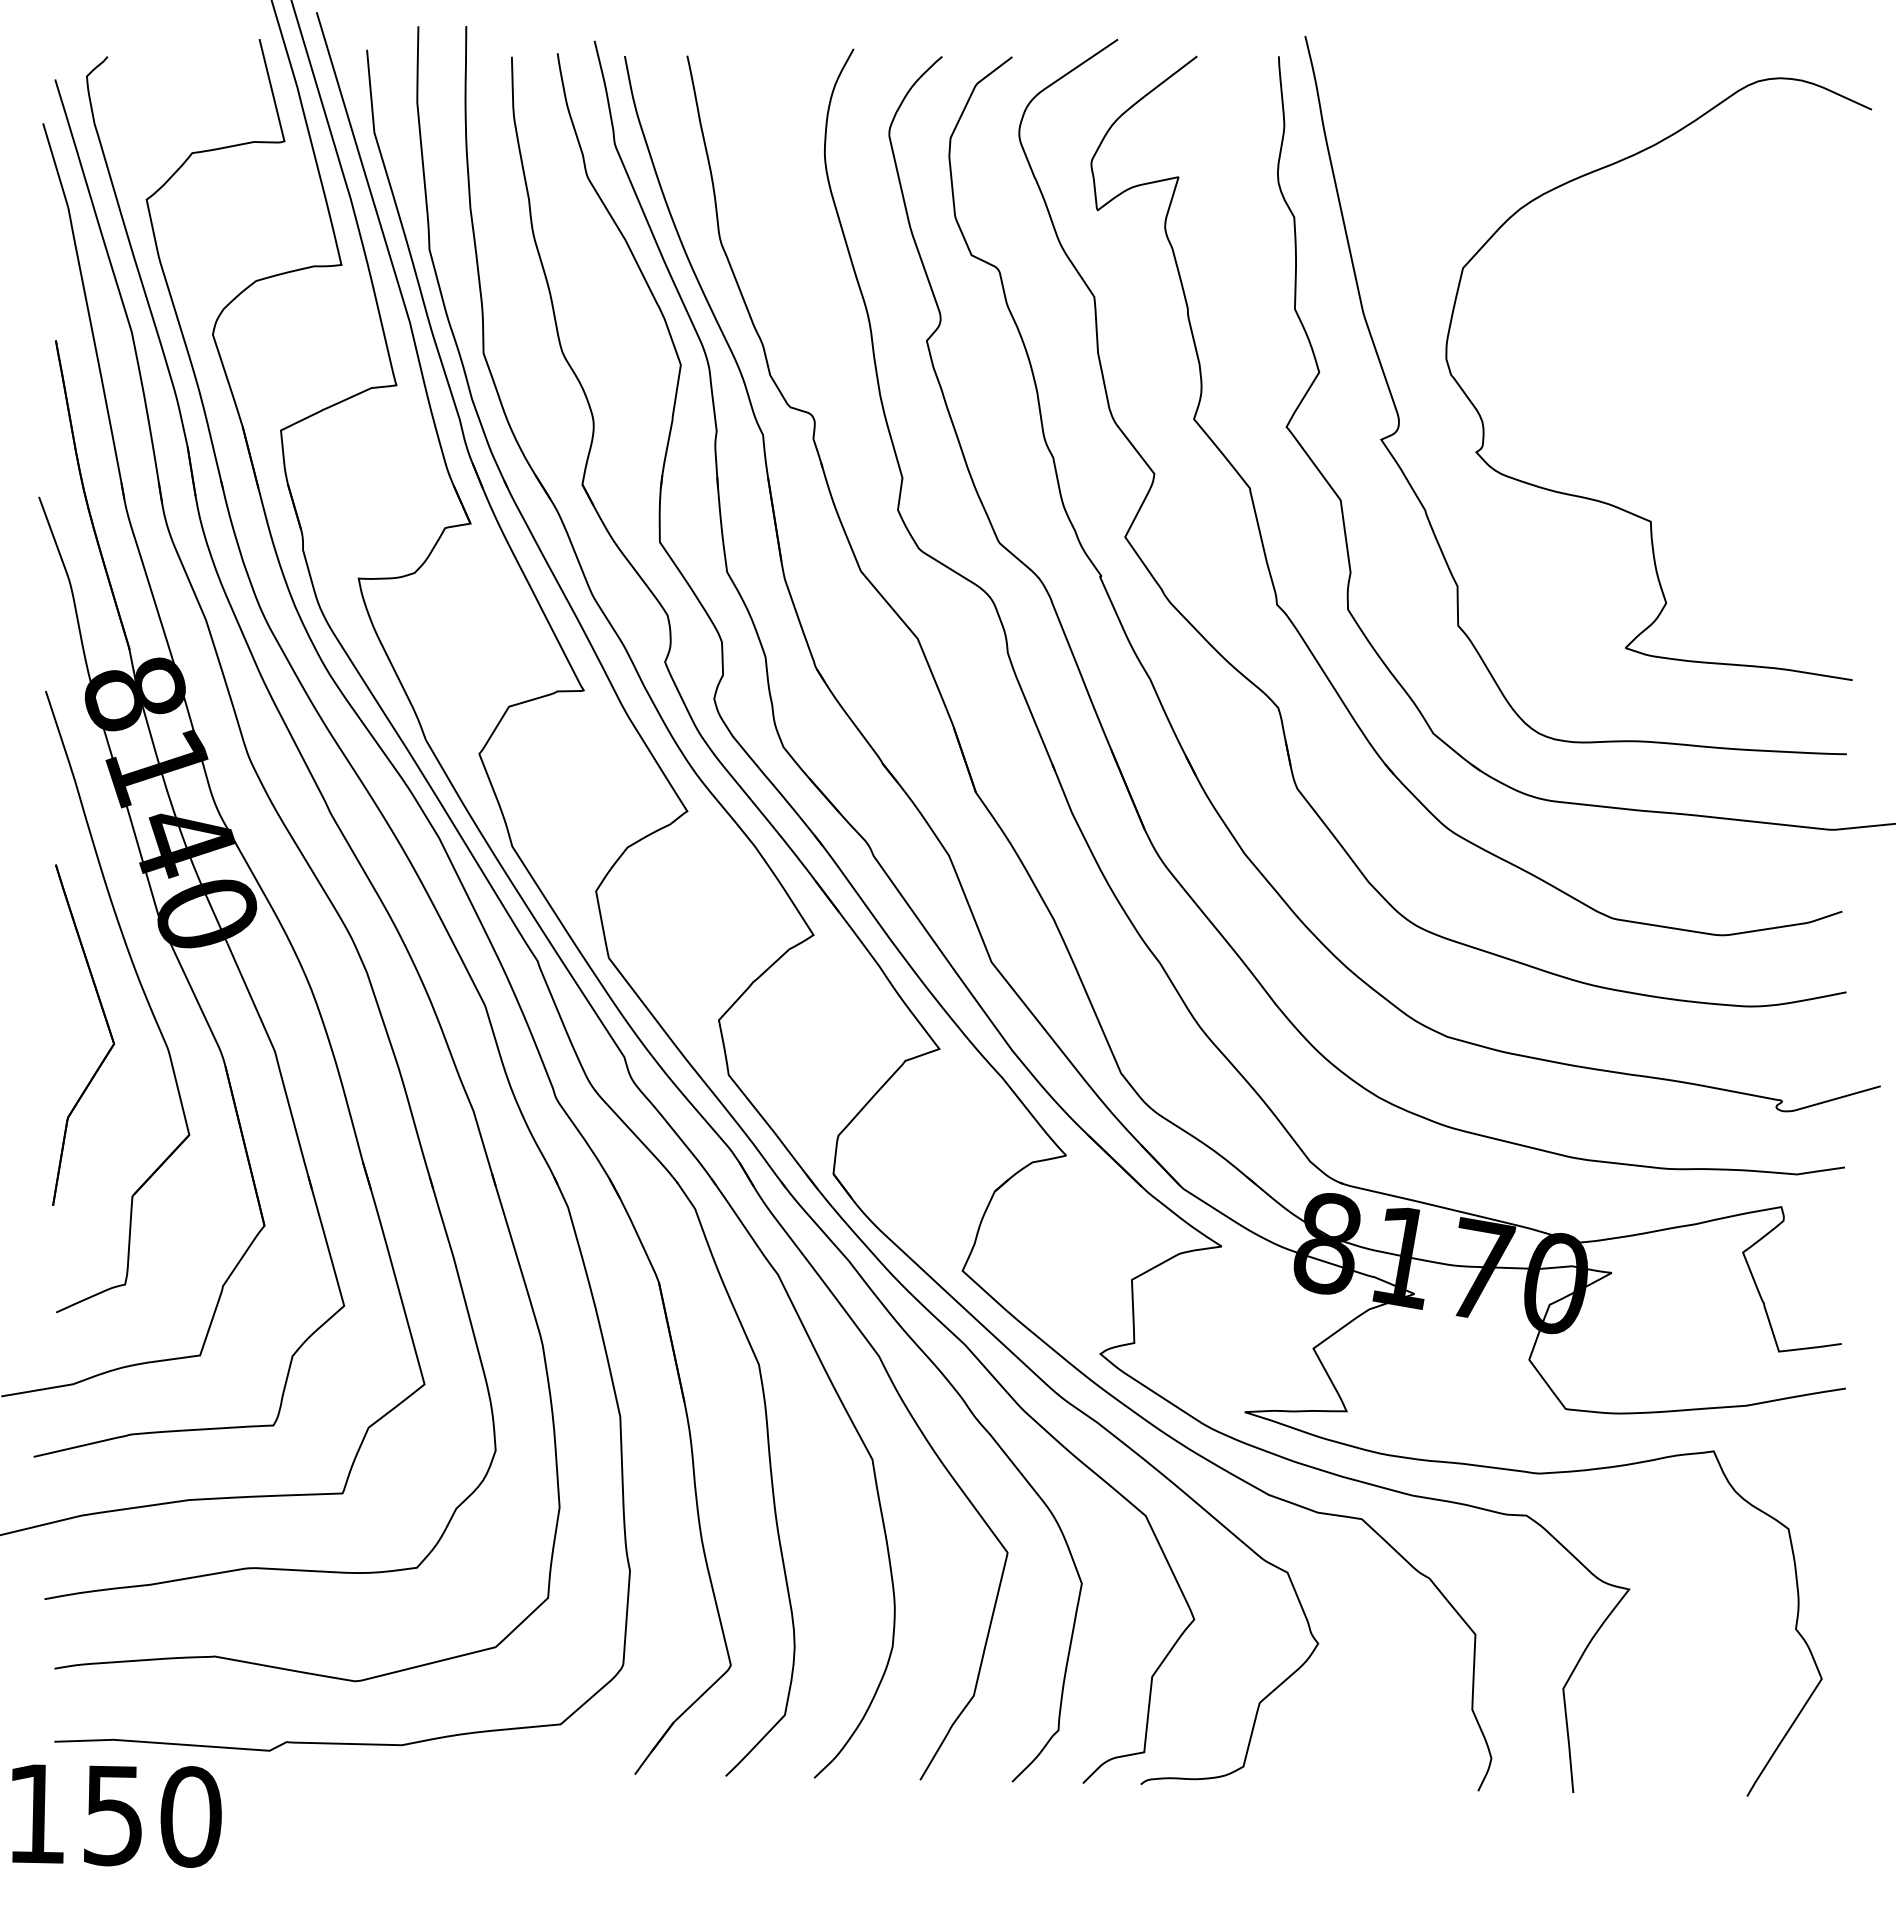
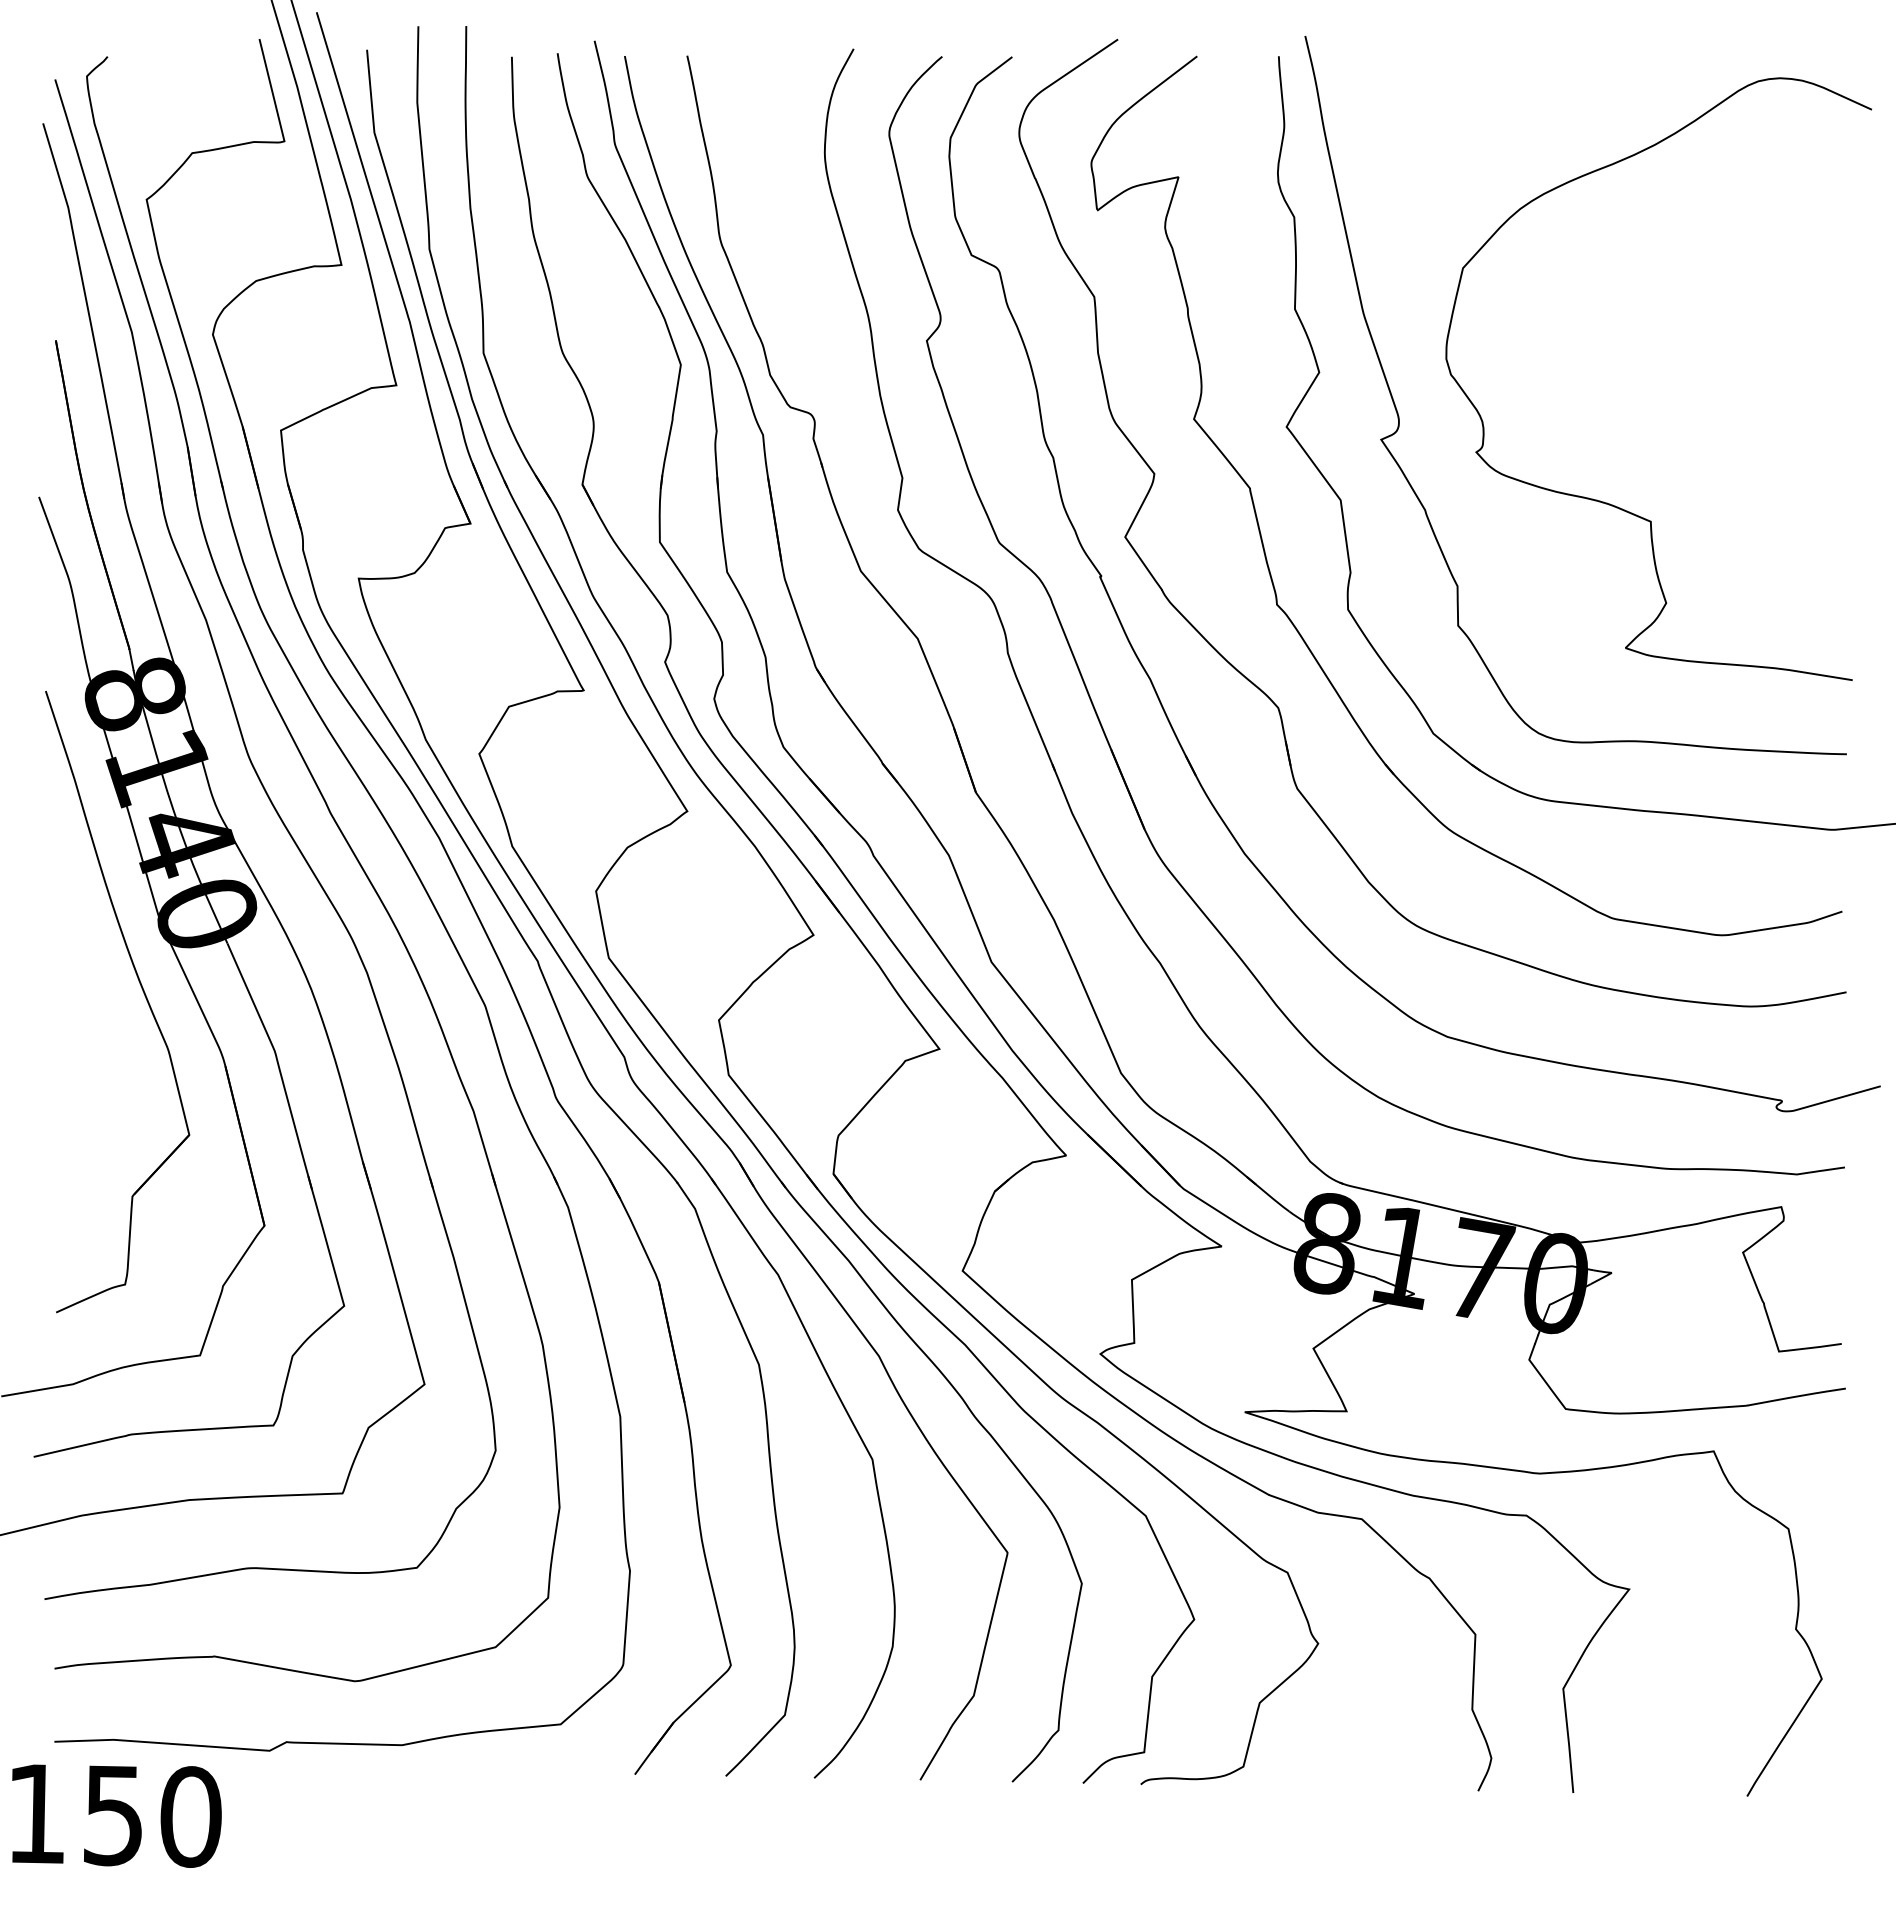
part: present -> none (107, 1027)
